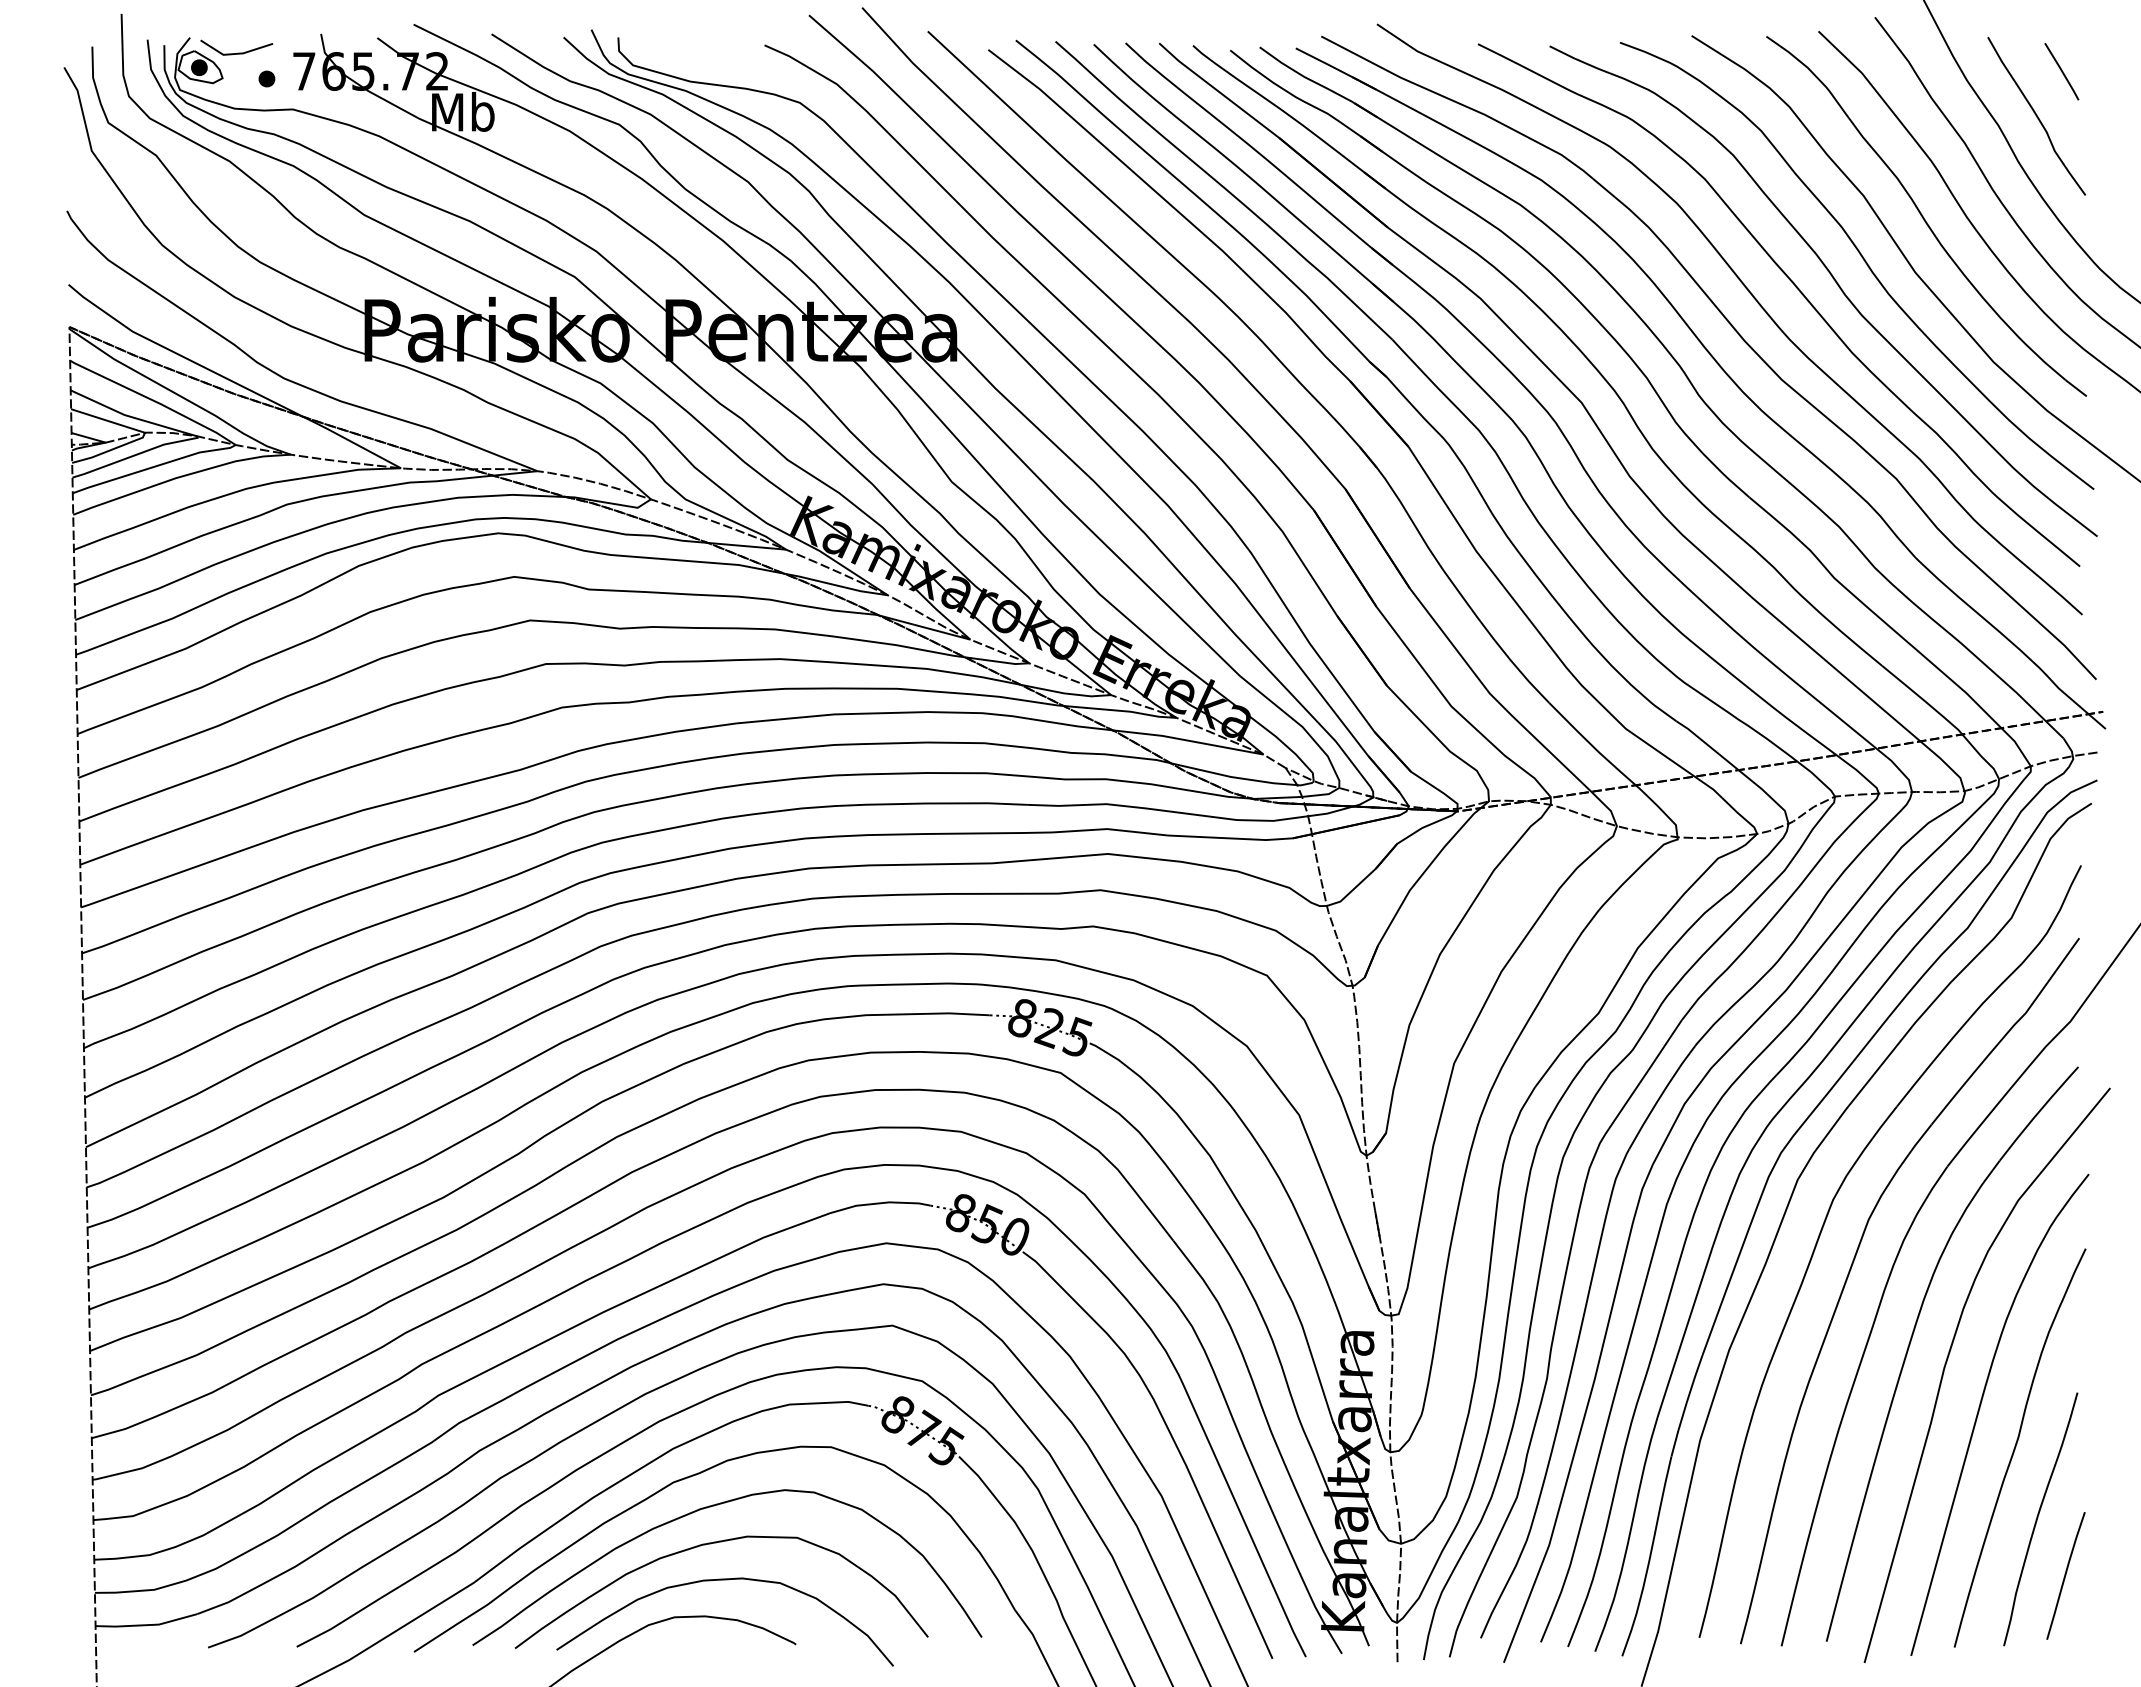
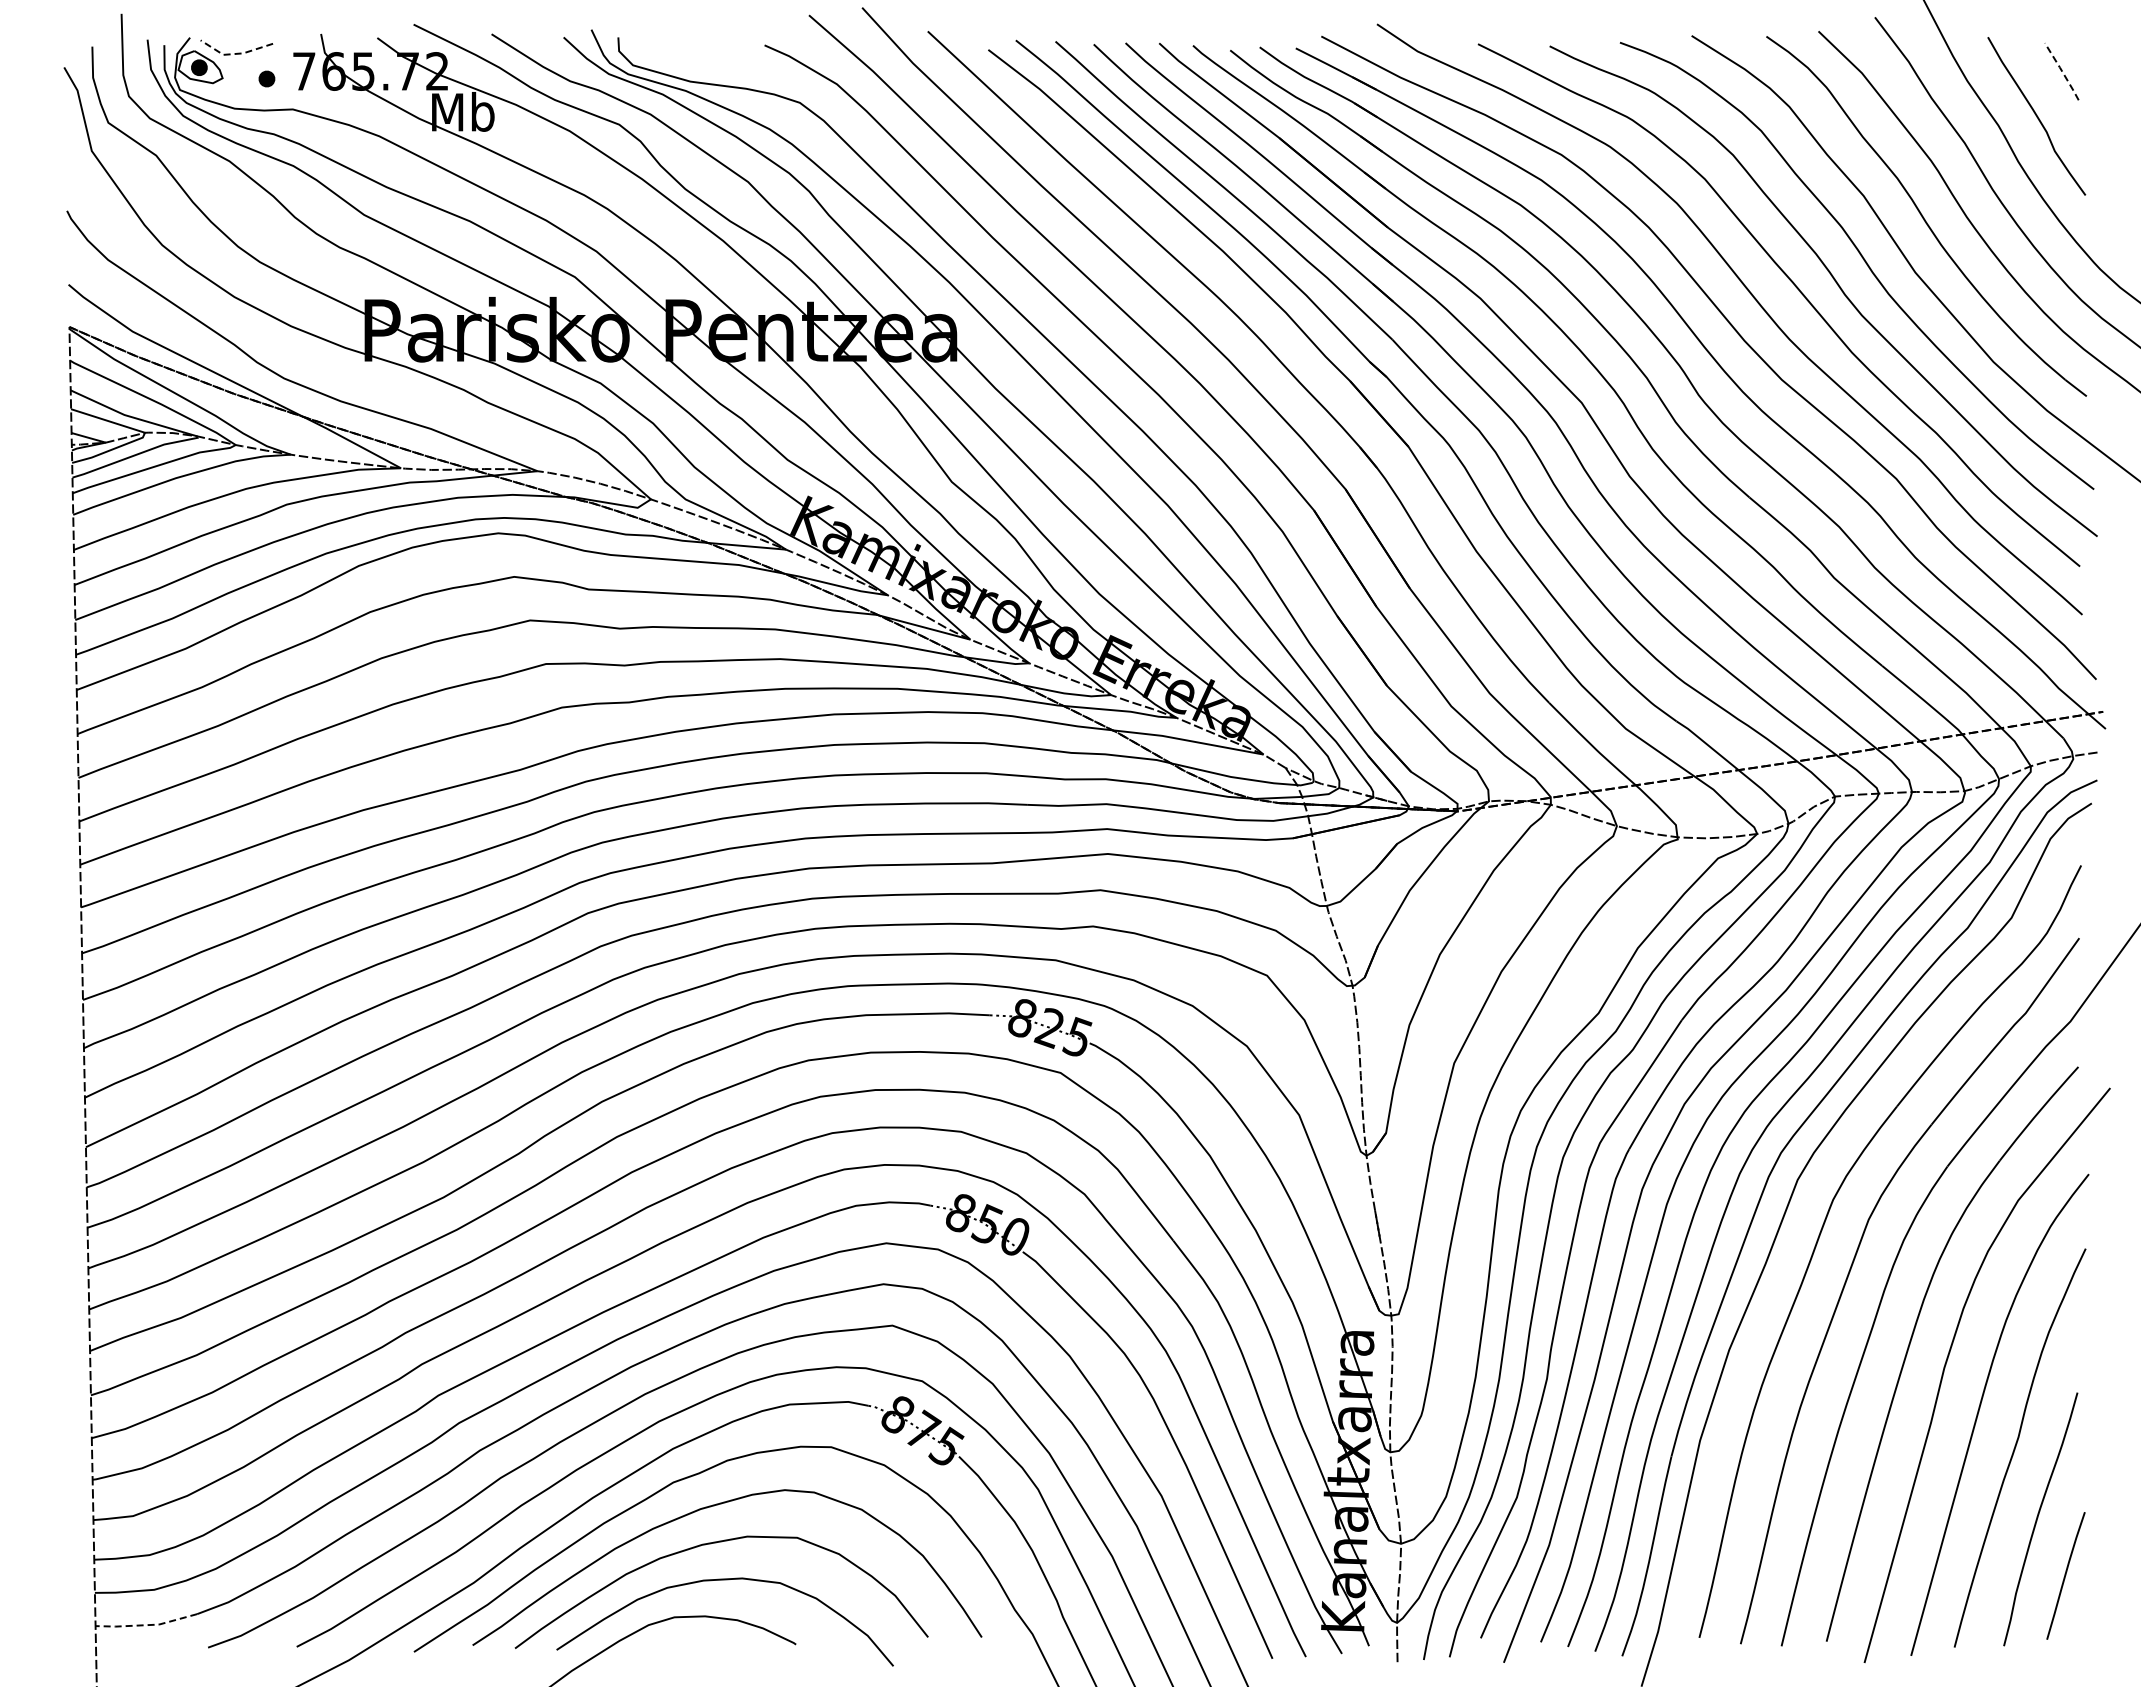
line: solid -> dashed (235, 53)
line: solid -> dashed (2061, 70)
line: solid -> dashed (146, 1625)
